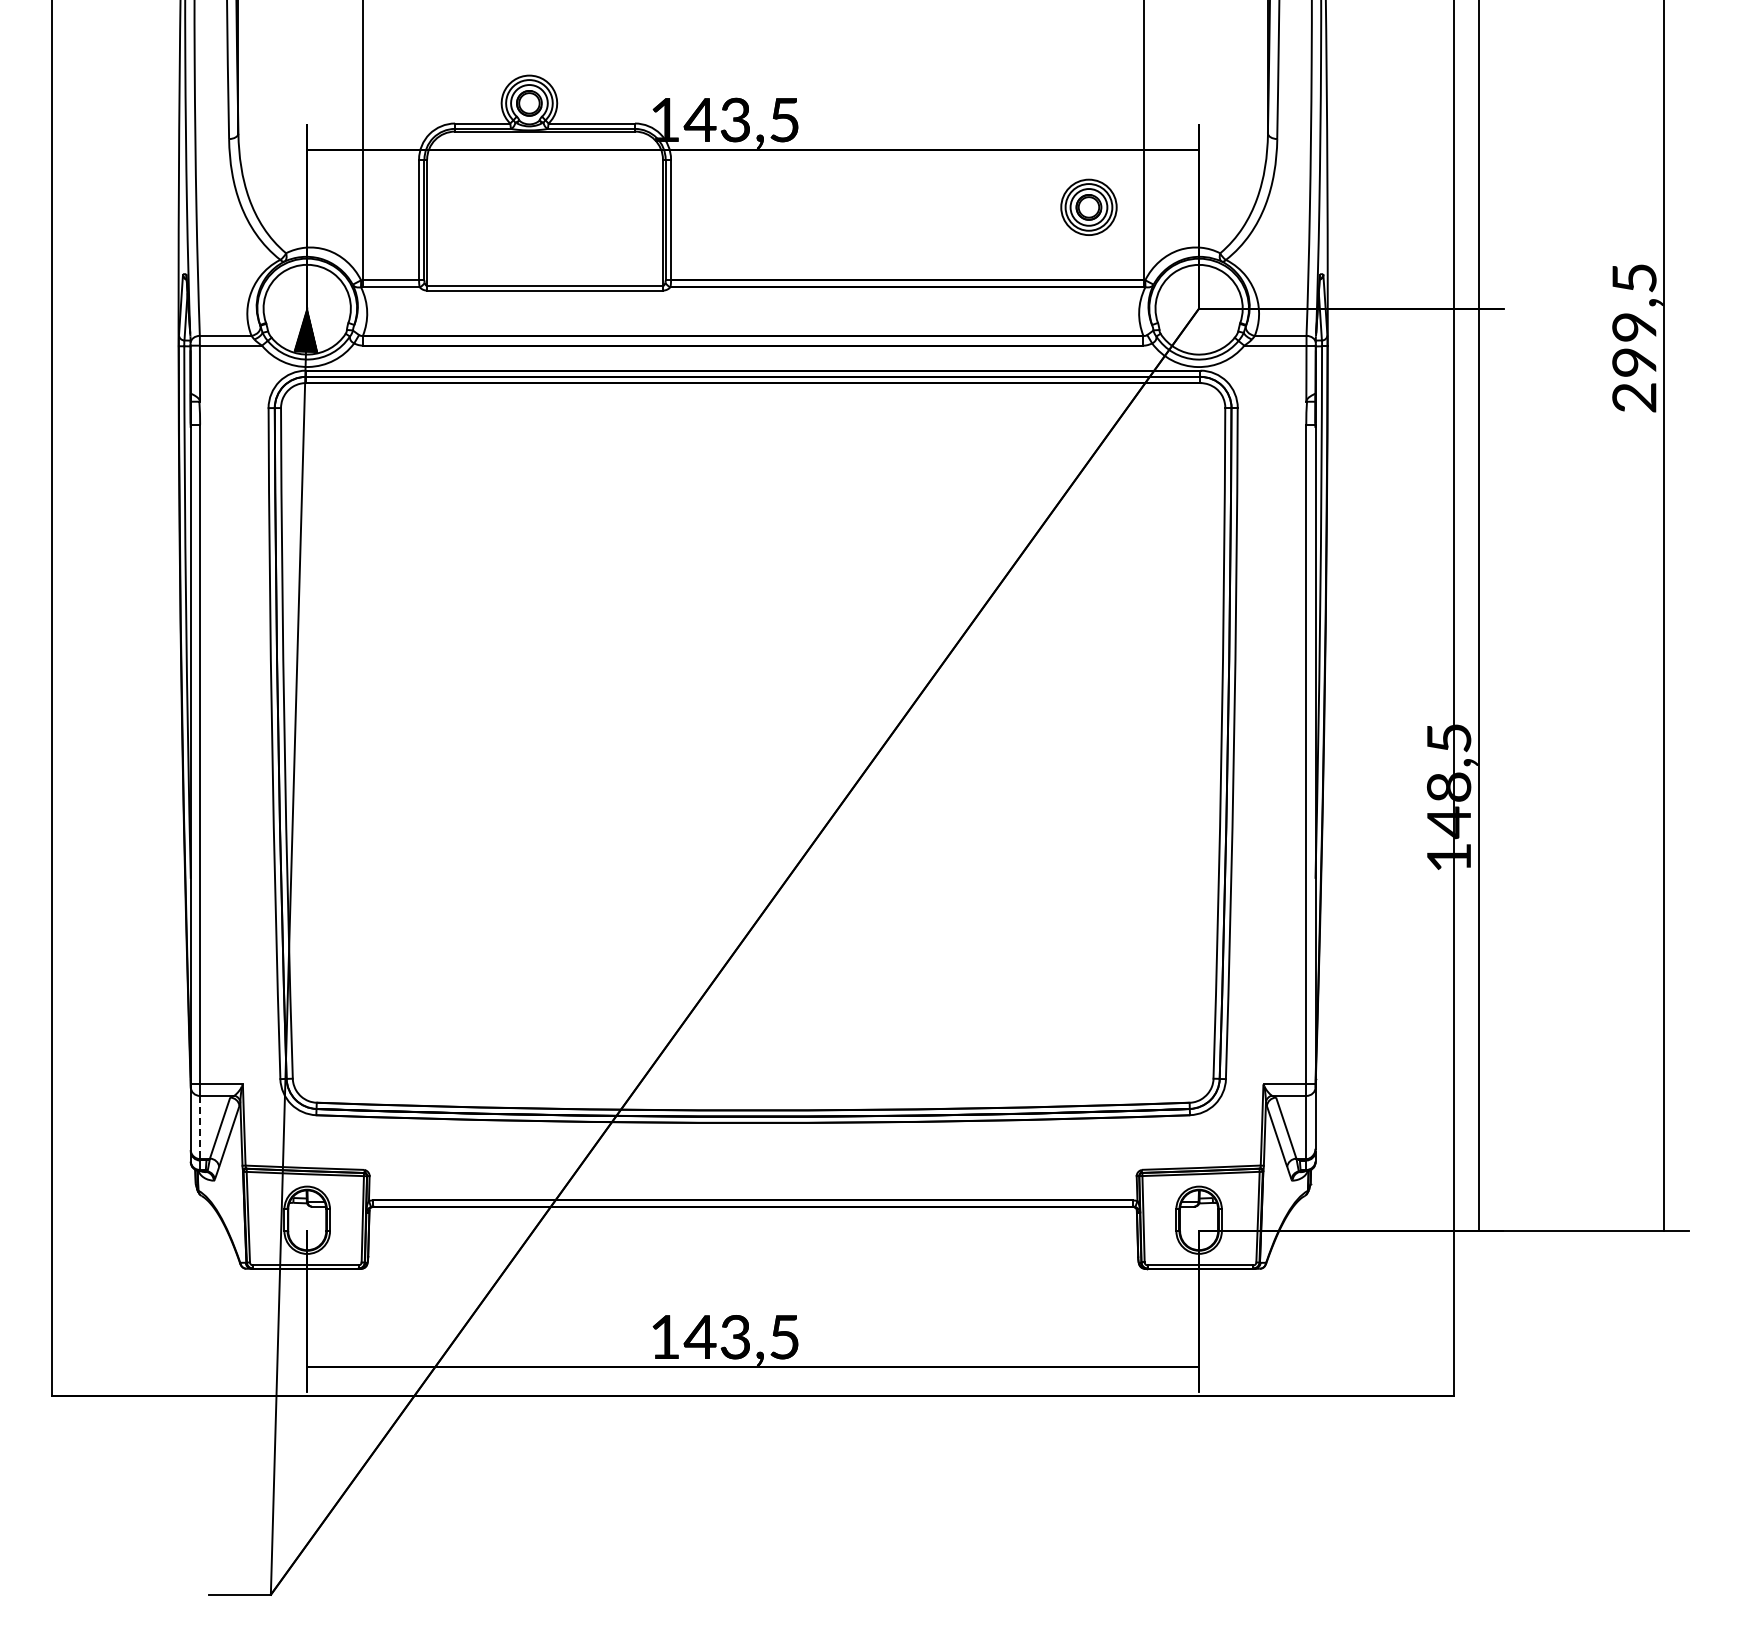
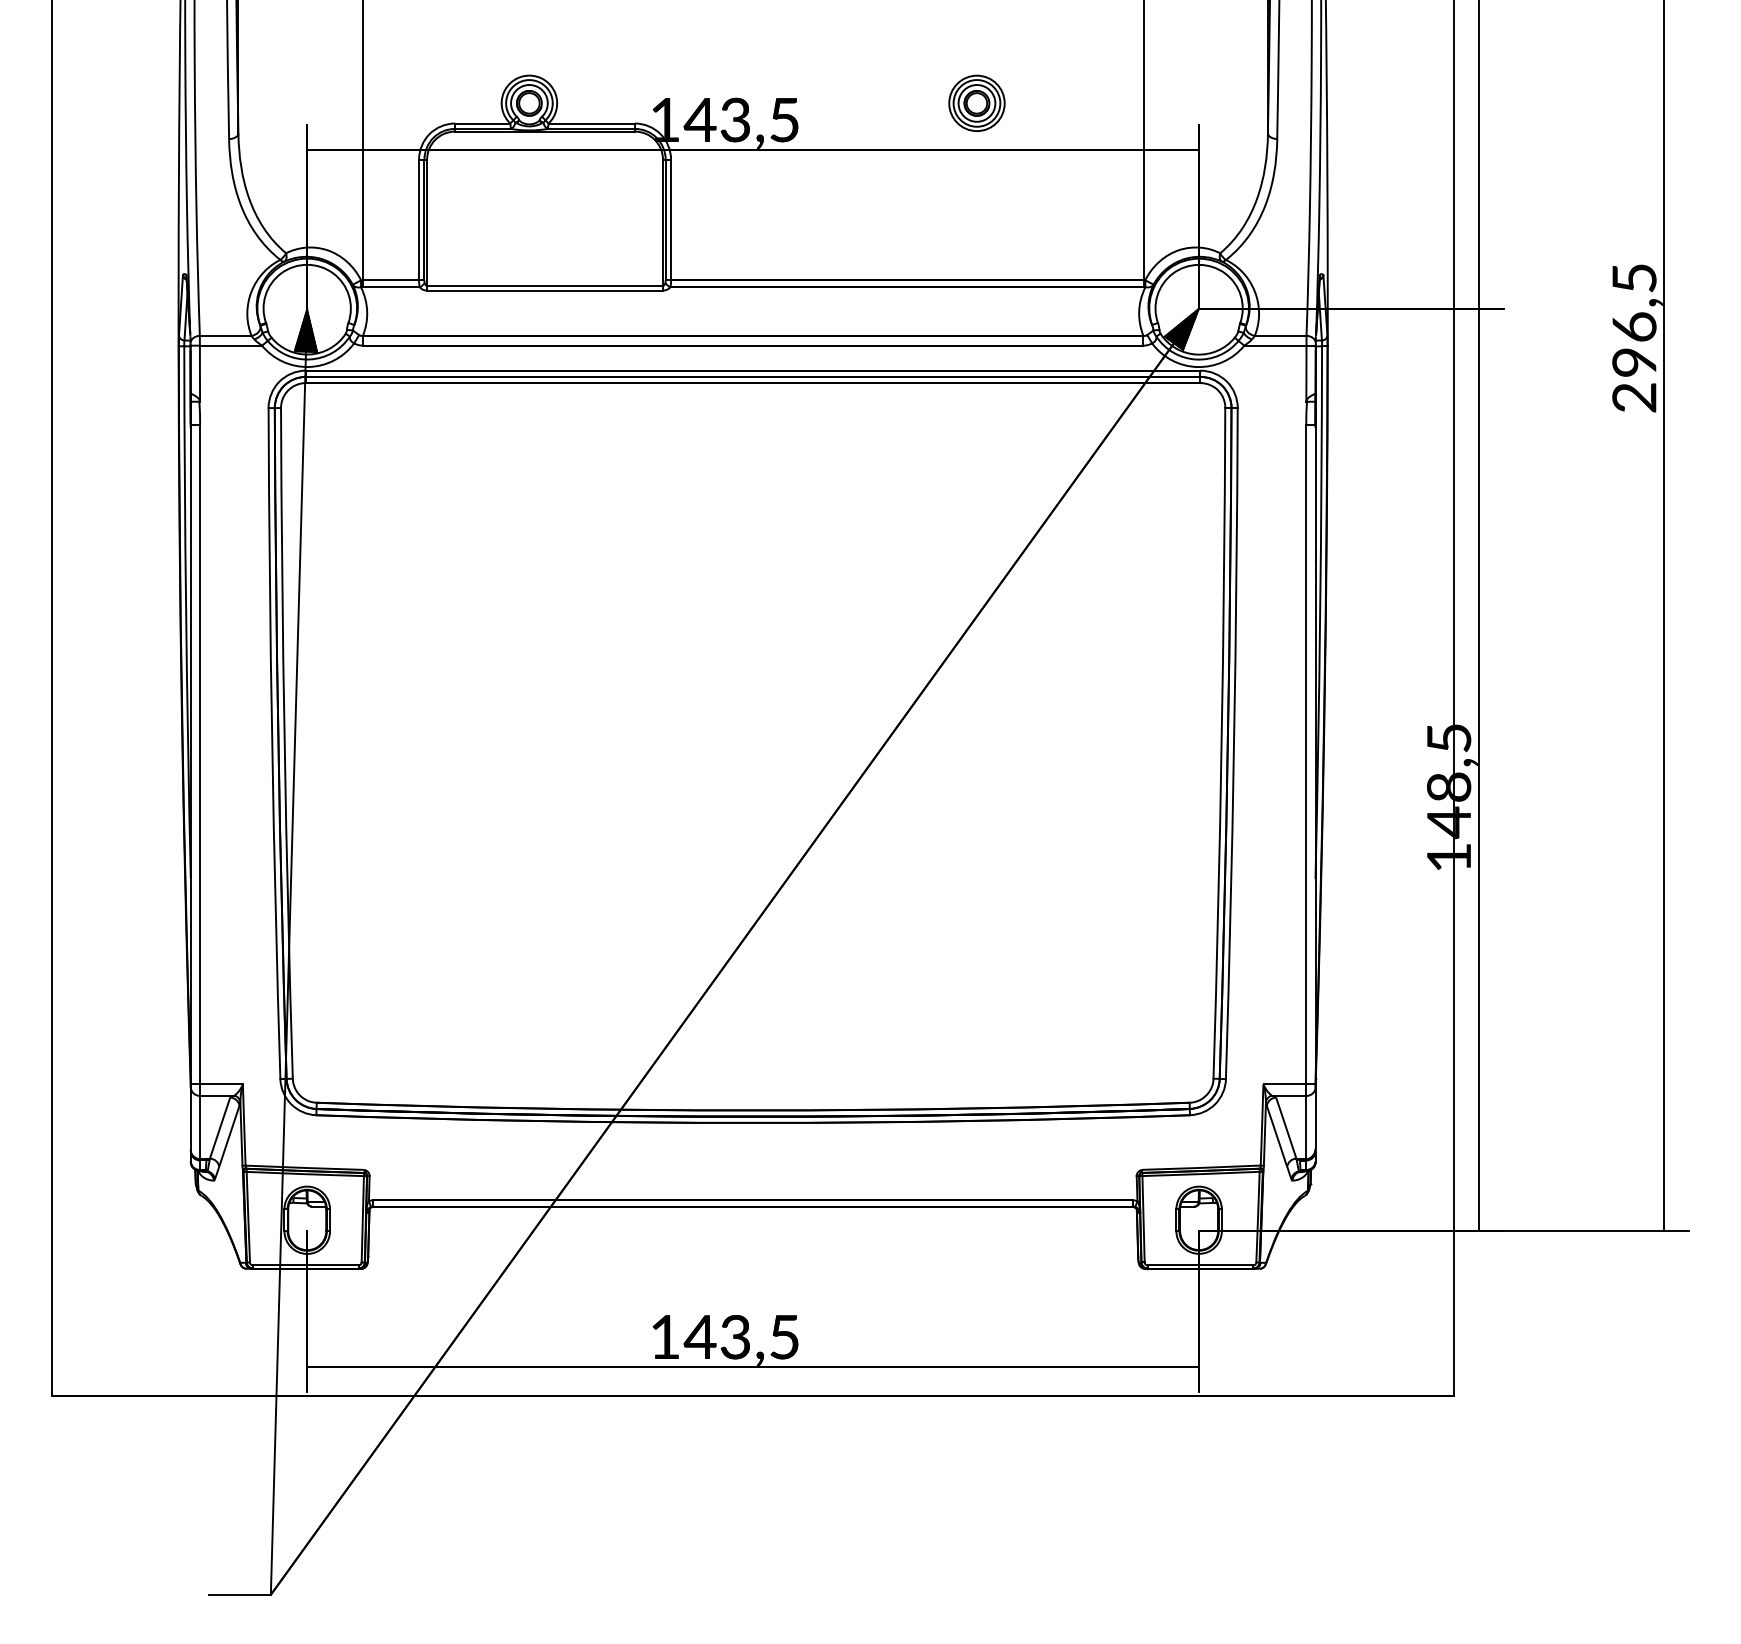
part position: (1088, 206) -> (976, 102) (976, 102)
text: 299,5 -> 296,5 (1634, 326)
hatch: none -> present (1181, 329)
line: dashed -> solid (200, 1127)
